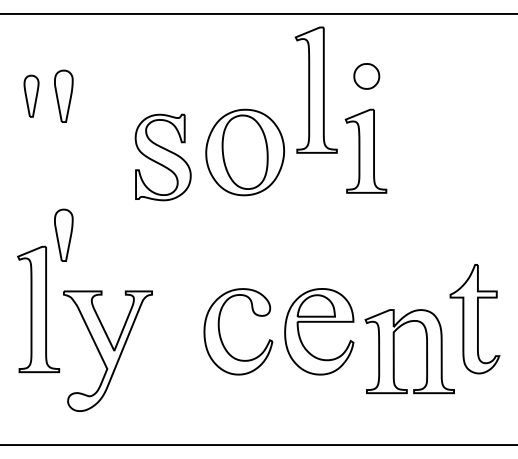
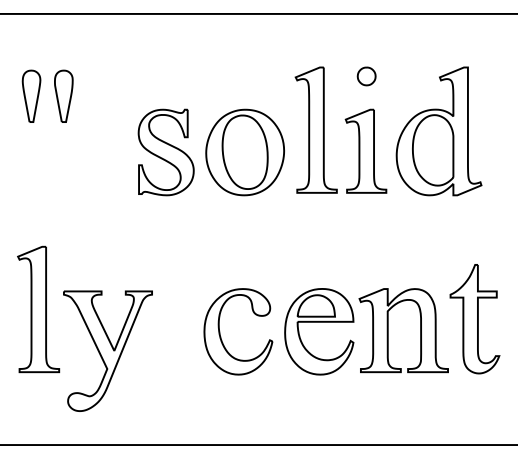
part size: 28x27 px -> 21x21 px (366, 76)
part position: (315, 89) -> (315, 129) (315, 129)
part size: 17x44 px -> 21x54 px (31, 95)
part: none -> present (438, 131)
part position: (162, 157) -> (165, 152) (165, 152)
part: present -> none (63, 234)
part position: (394, 351) -> (388, 330) (388, 330)
